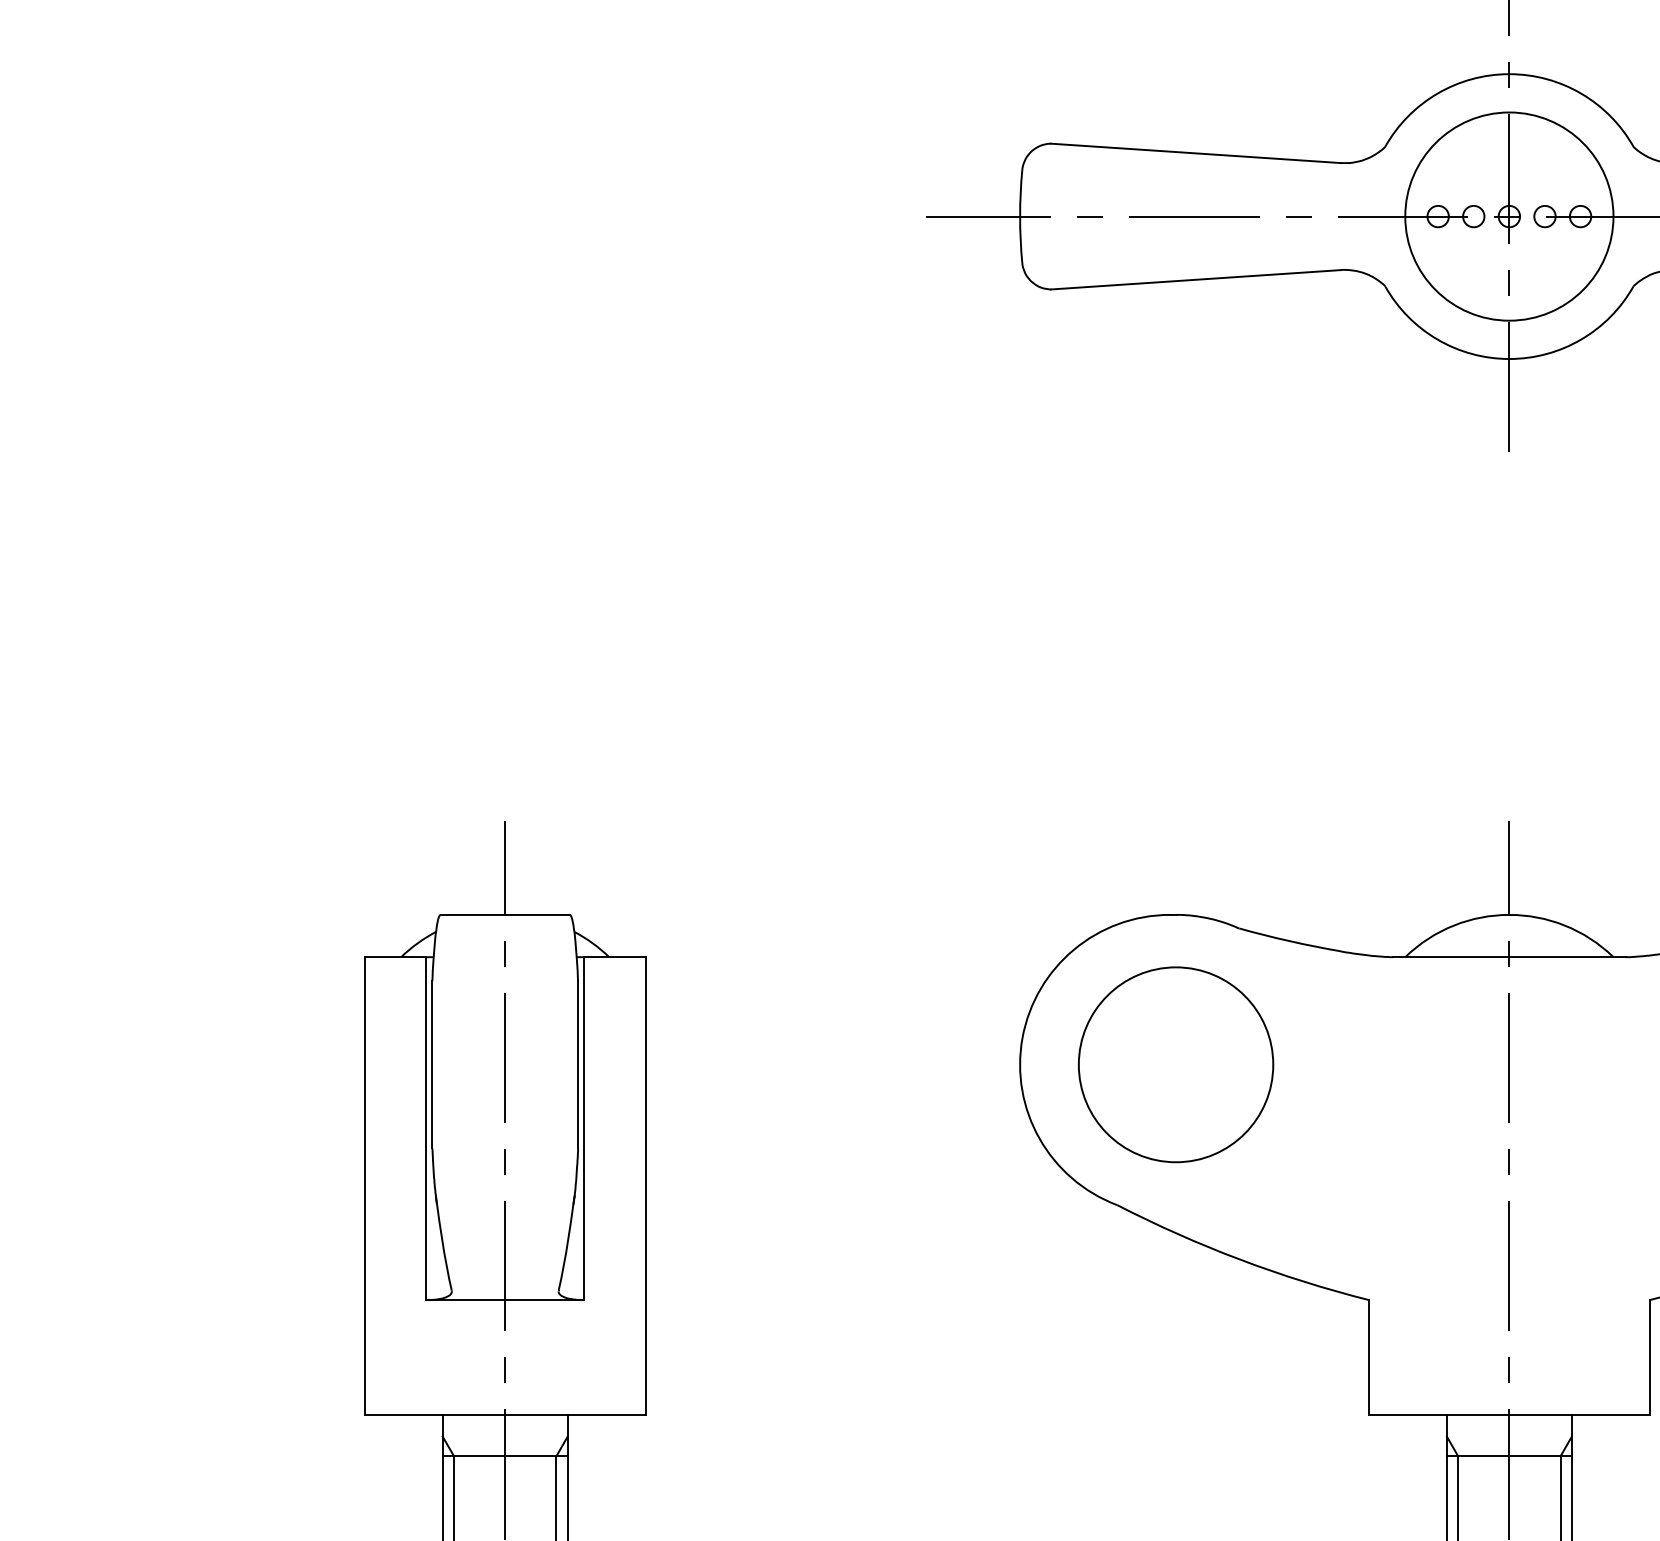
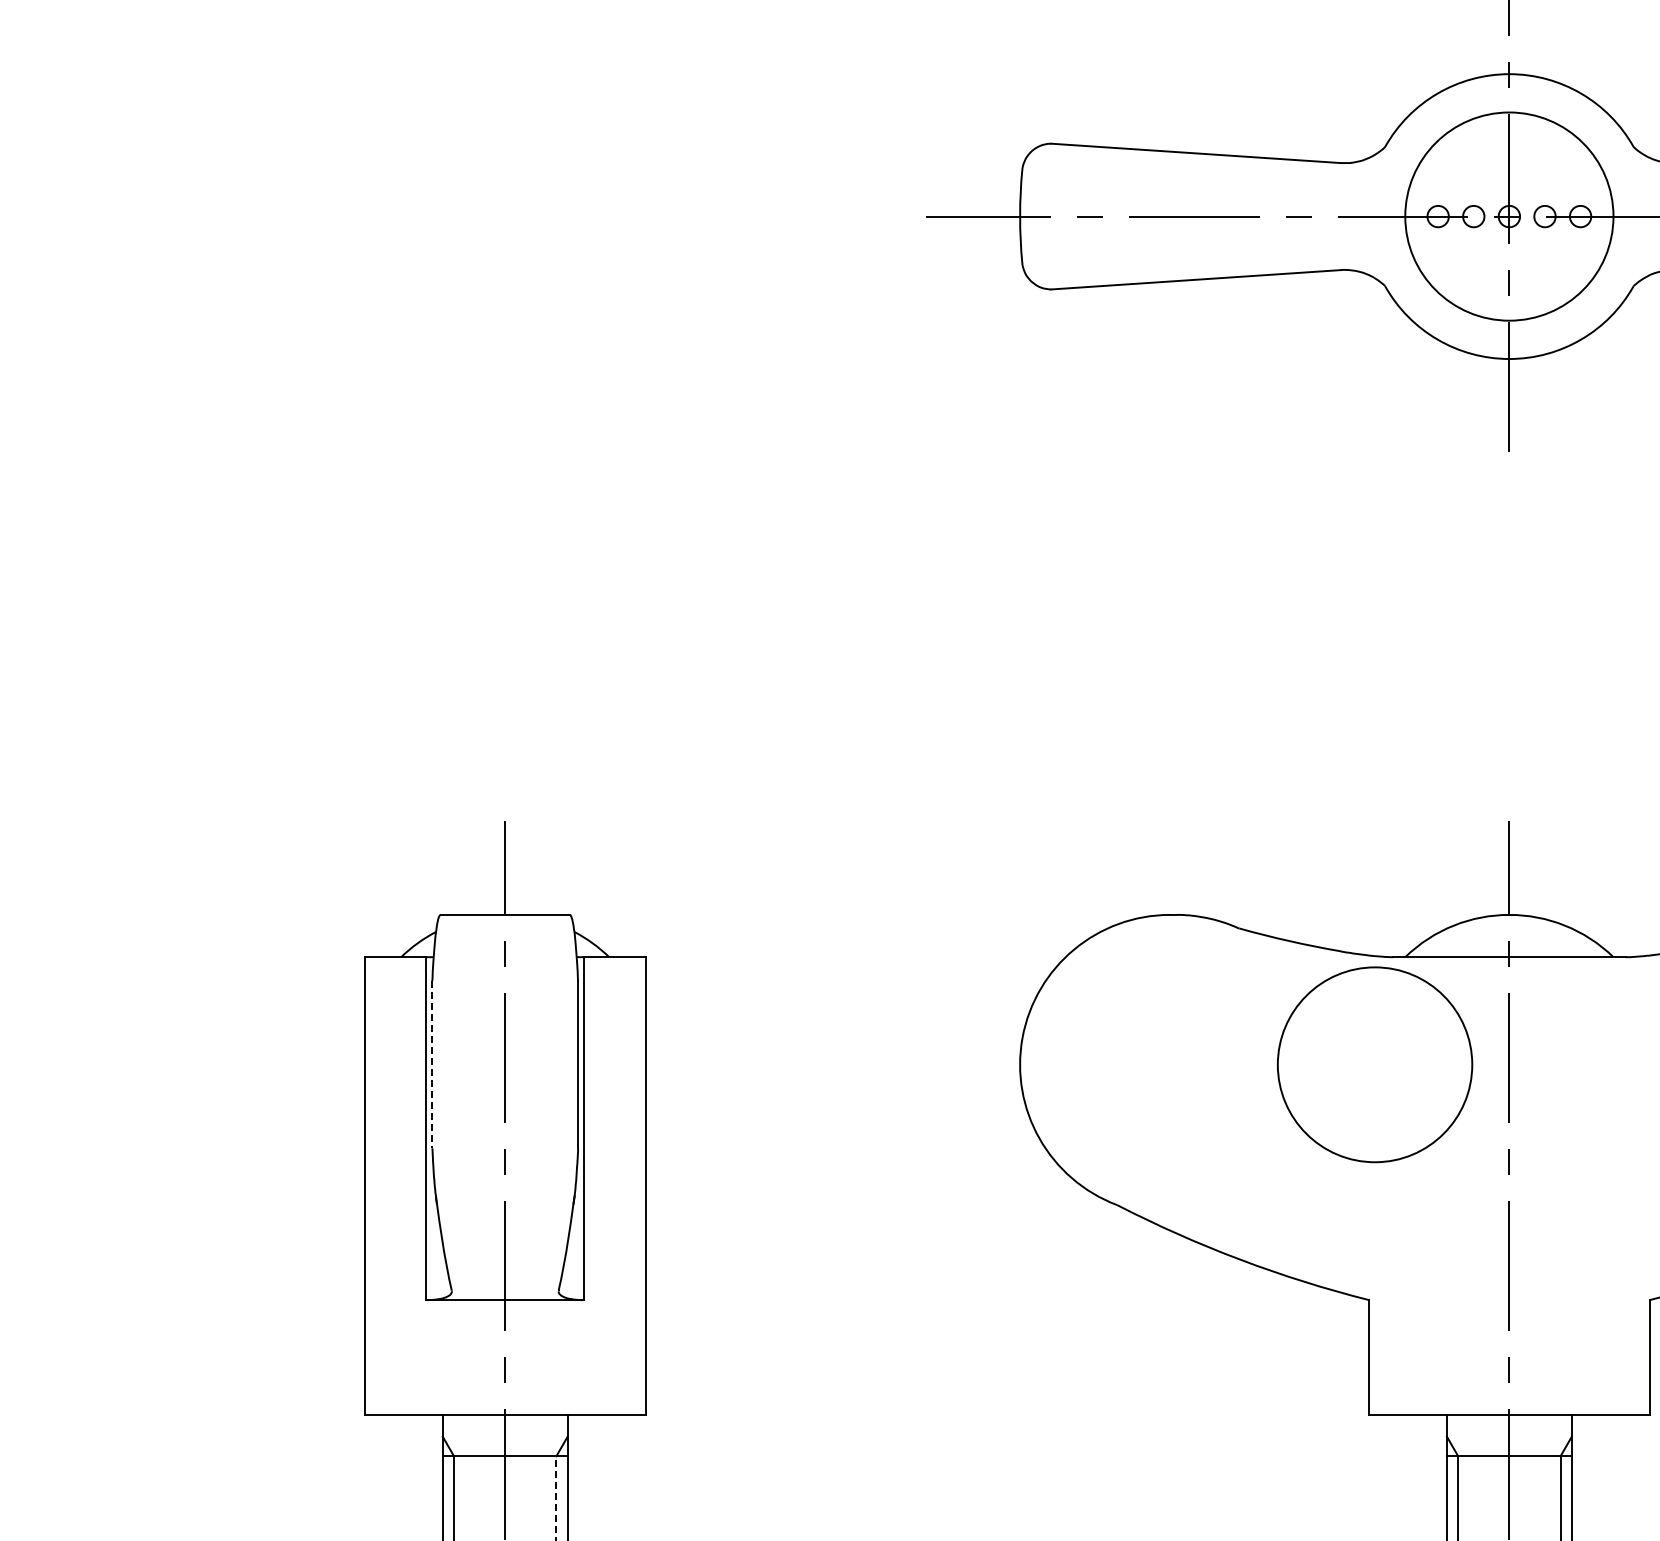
line: solid -> dashed (432, 1064)
part position: (1176, 1064) -> (1375, 1064) (1375, 1064)
line: solid -> dashed (556, 1498)
